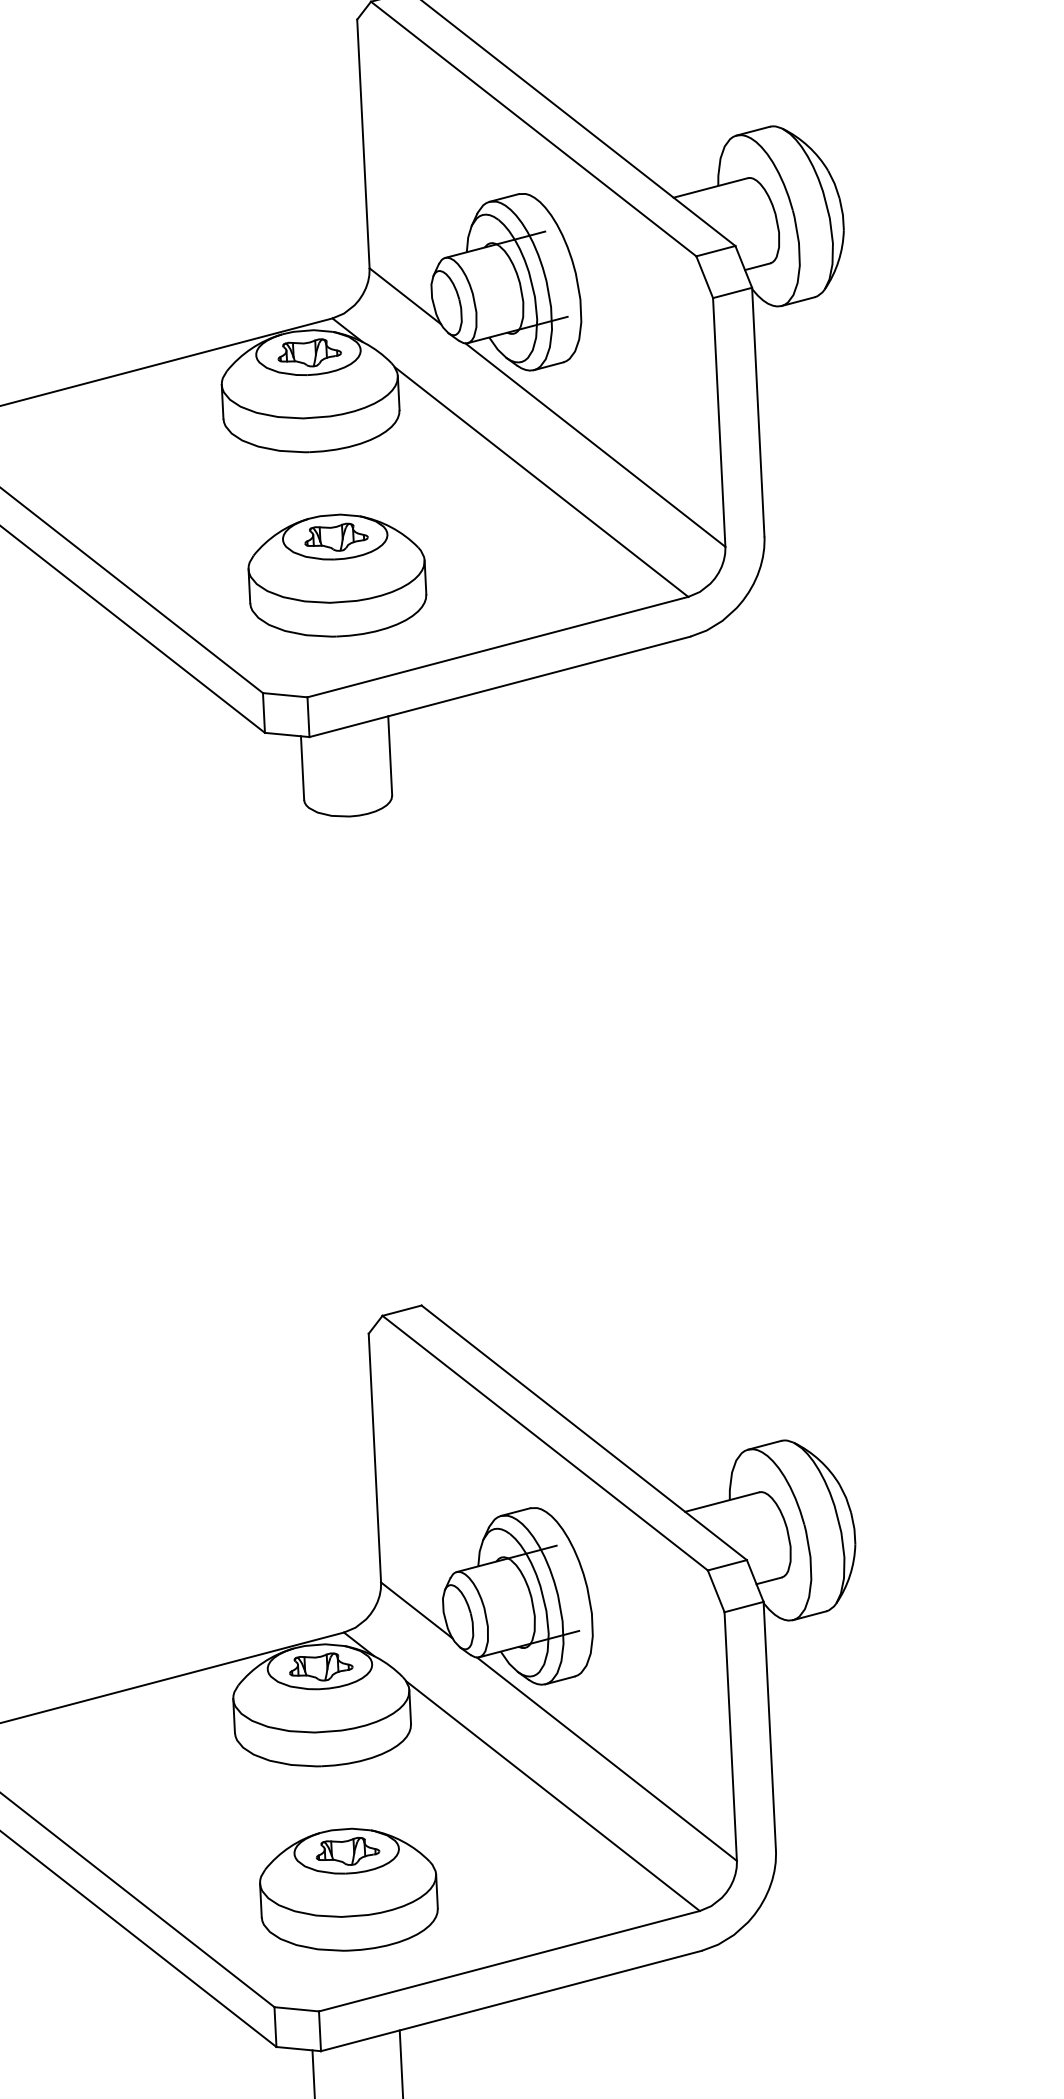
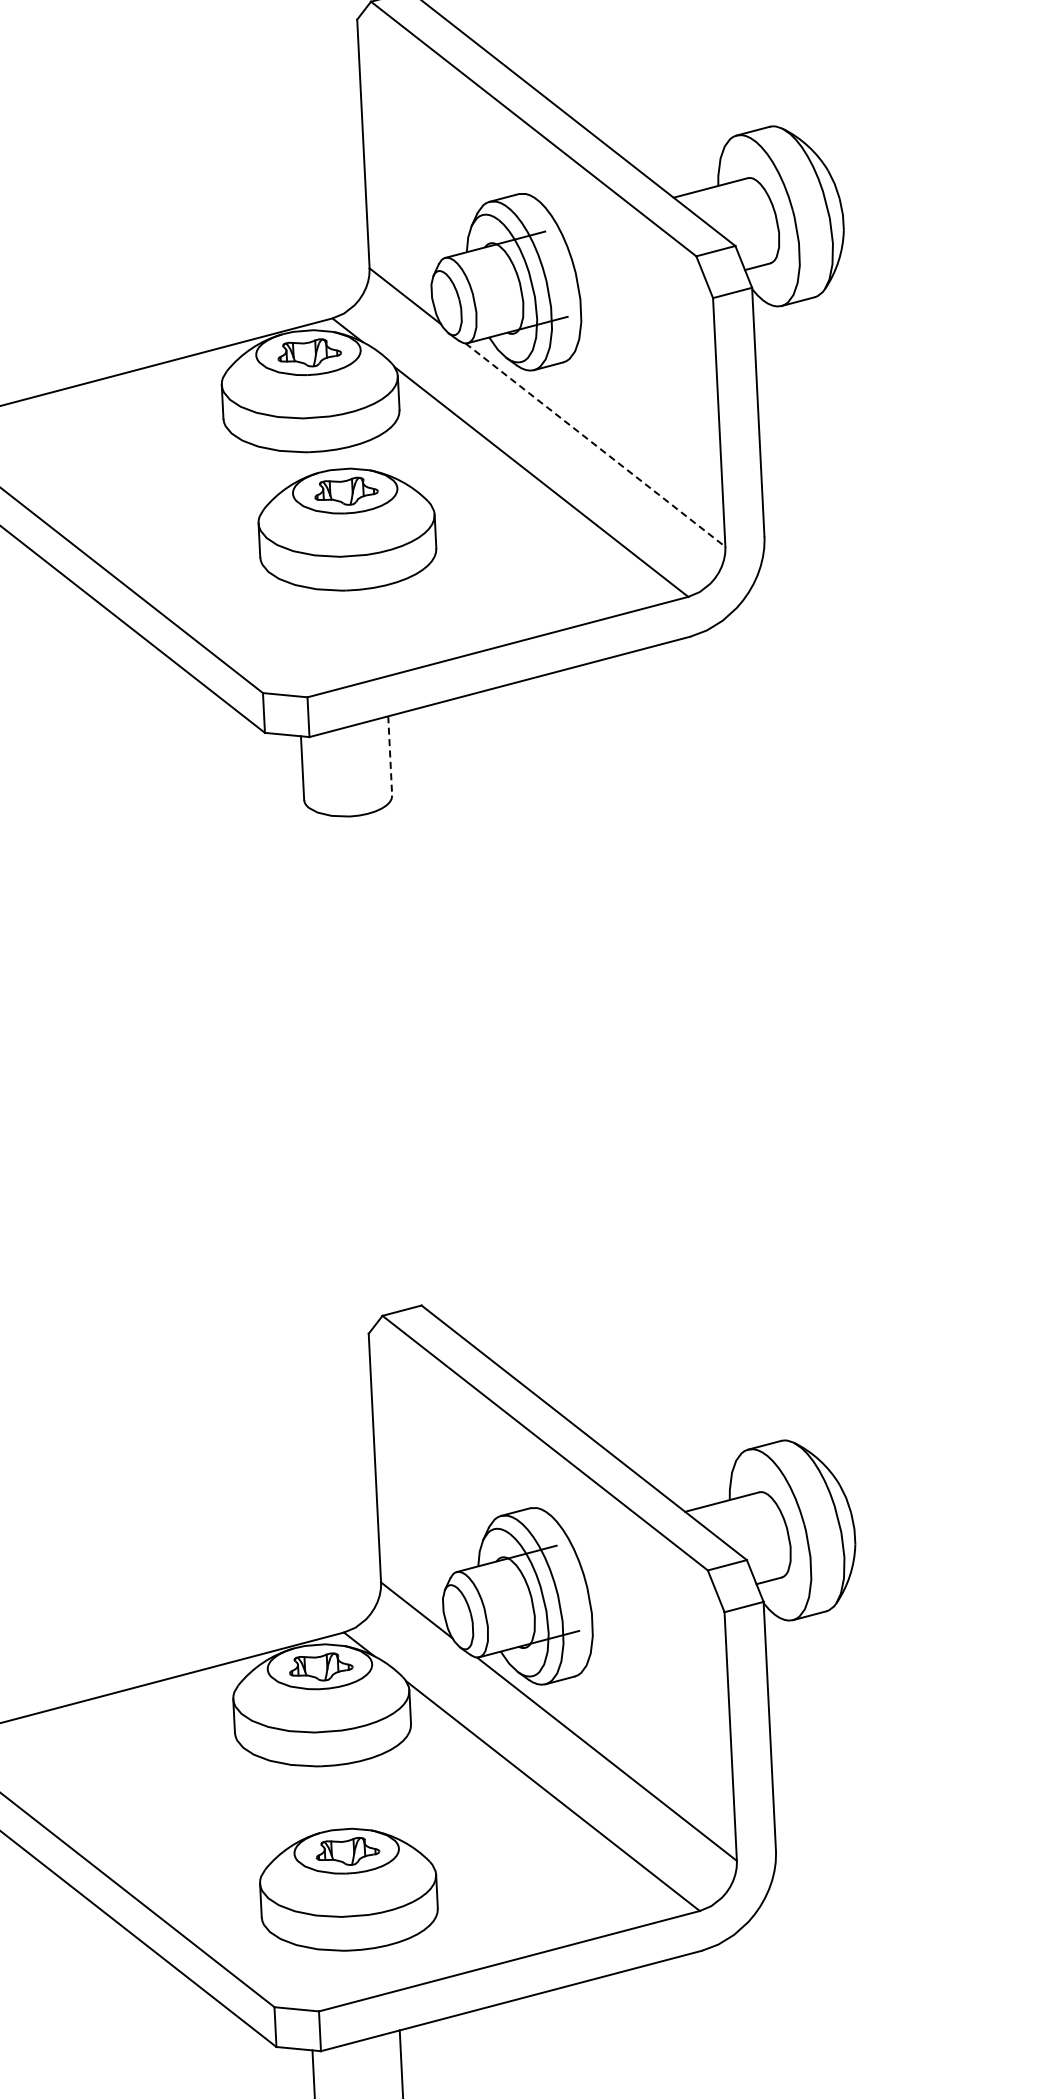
line: solid -> dashed (595, 445)
part position: (337, 575) -> (347, 529) (347, 529)
line: solid -> dashed (390, 755)
